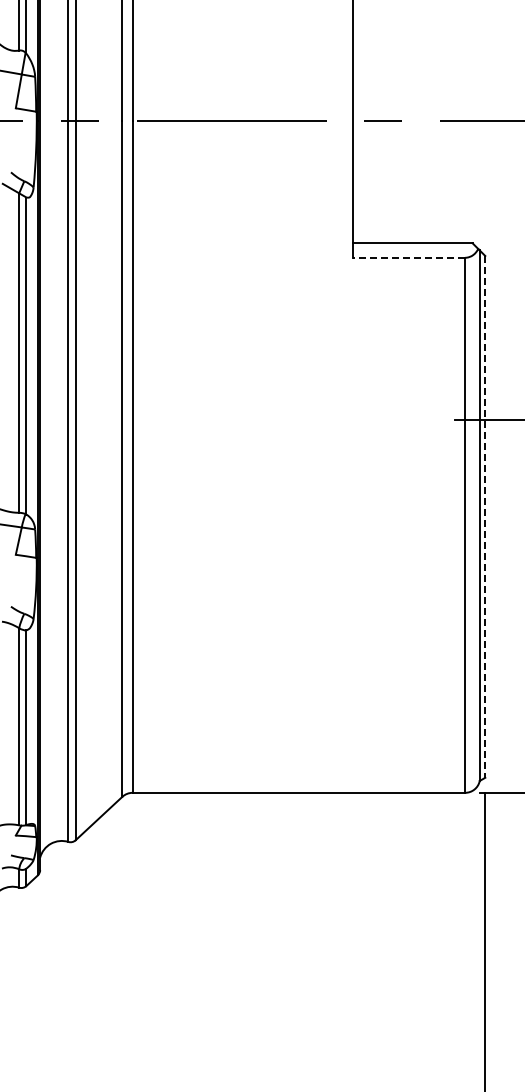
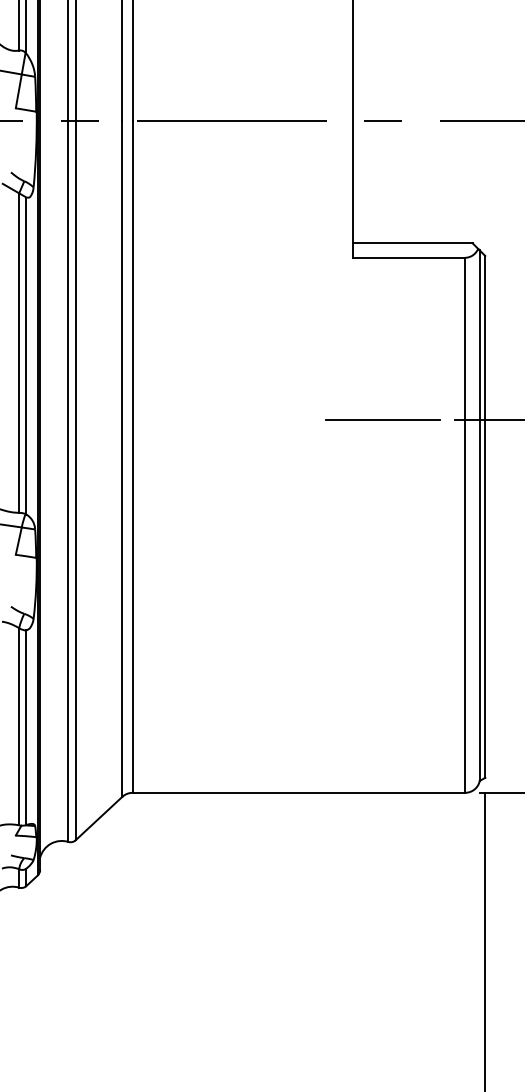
line: dashed -> solid (409, 257)
line: none -> present (382, 419)
line: dashed -> solid (485, 516)
